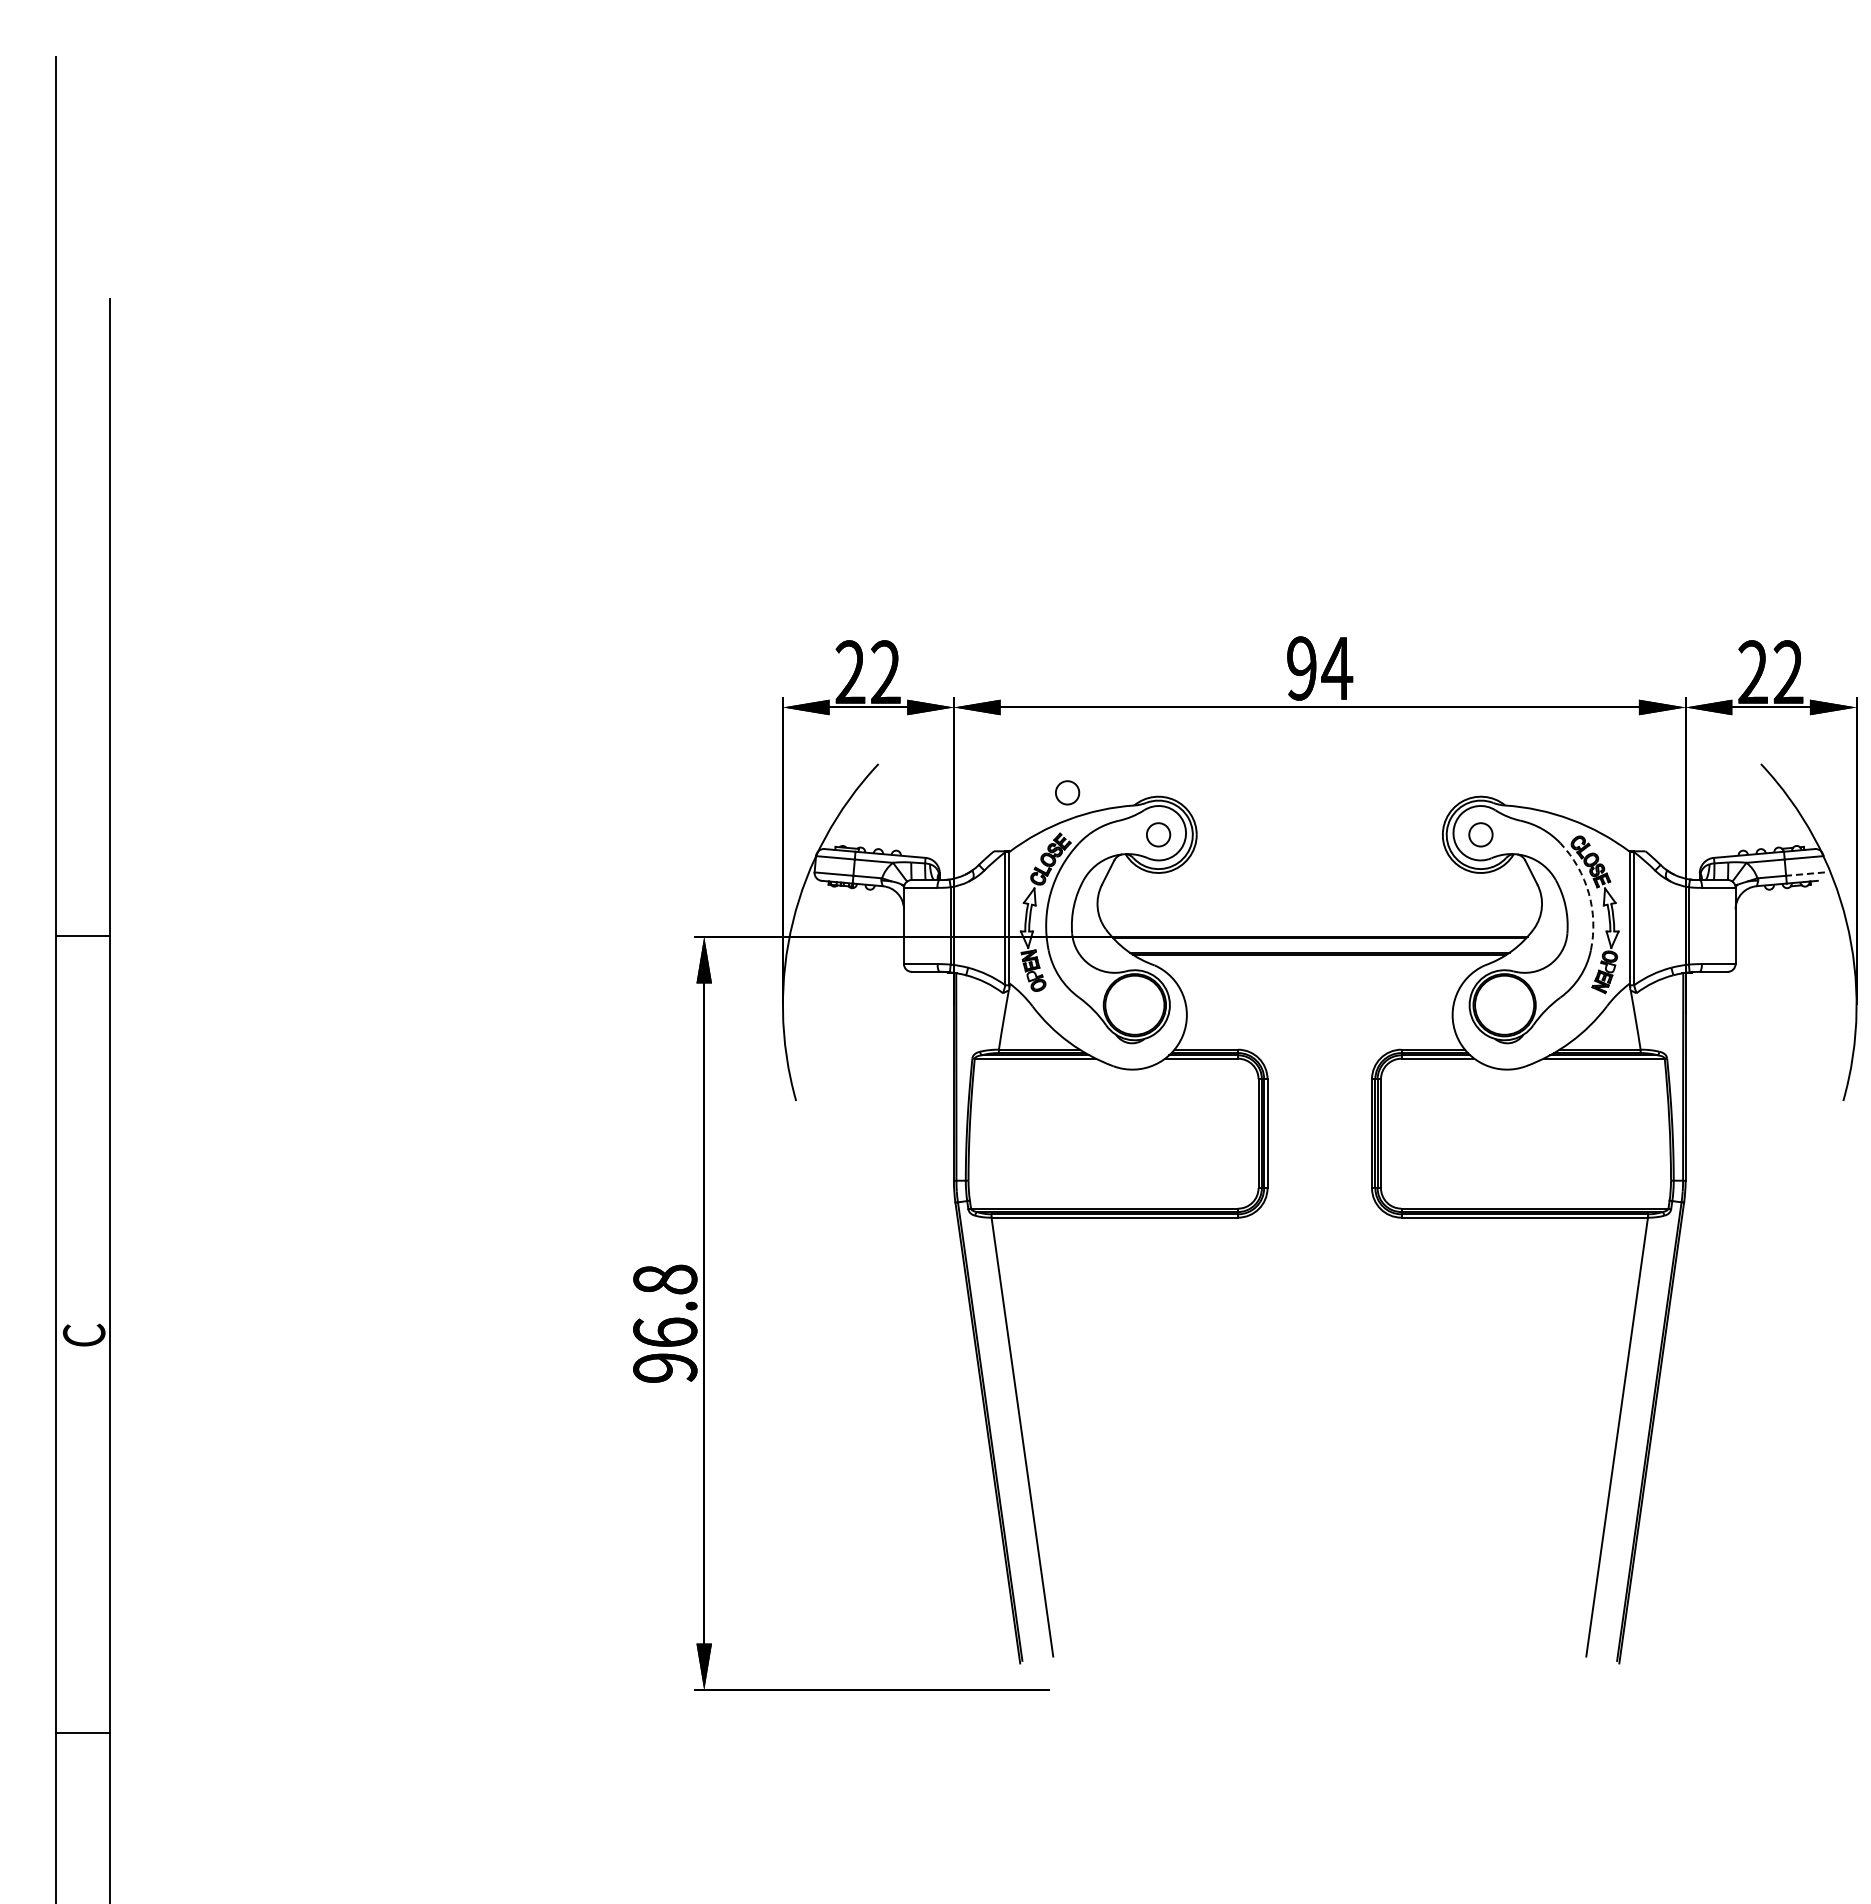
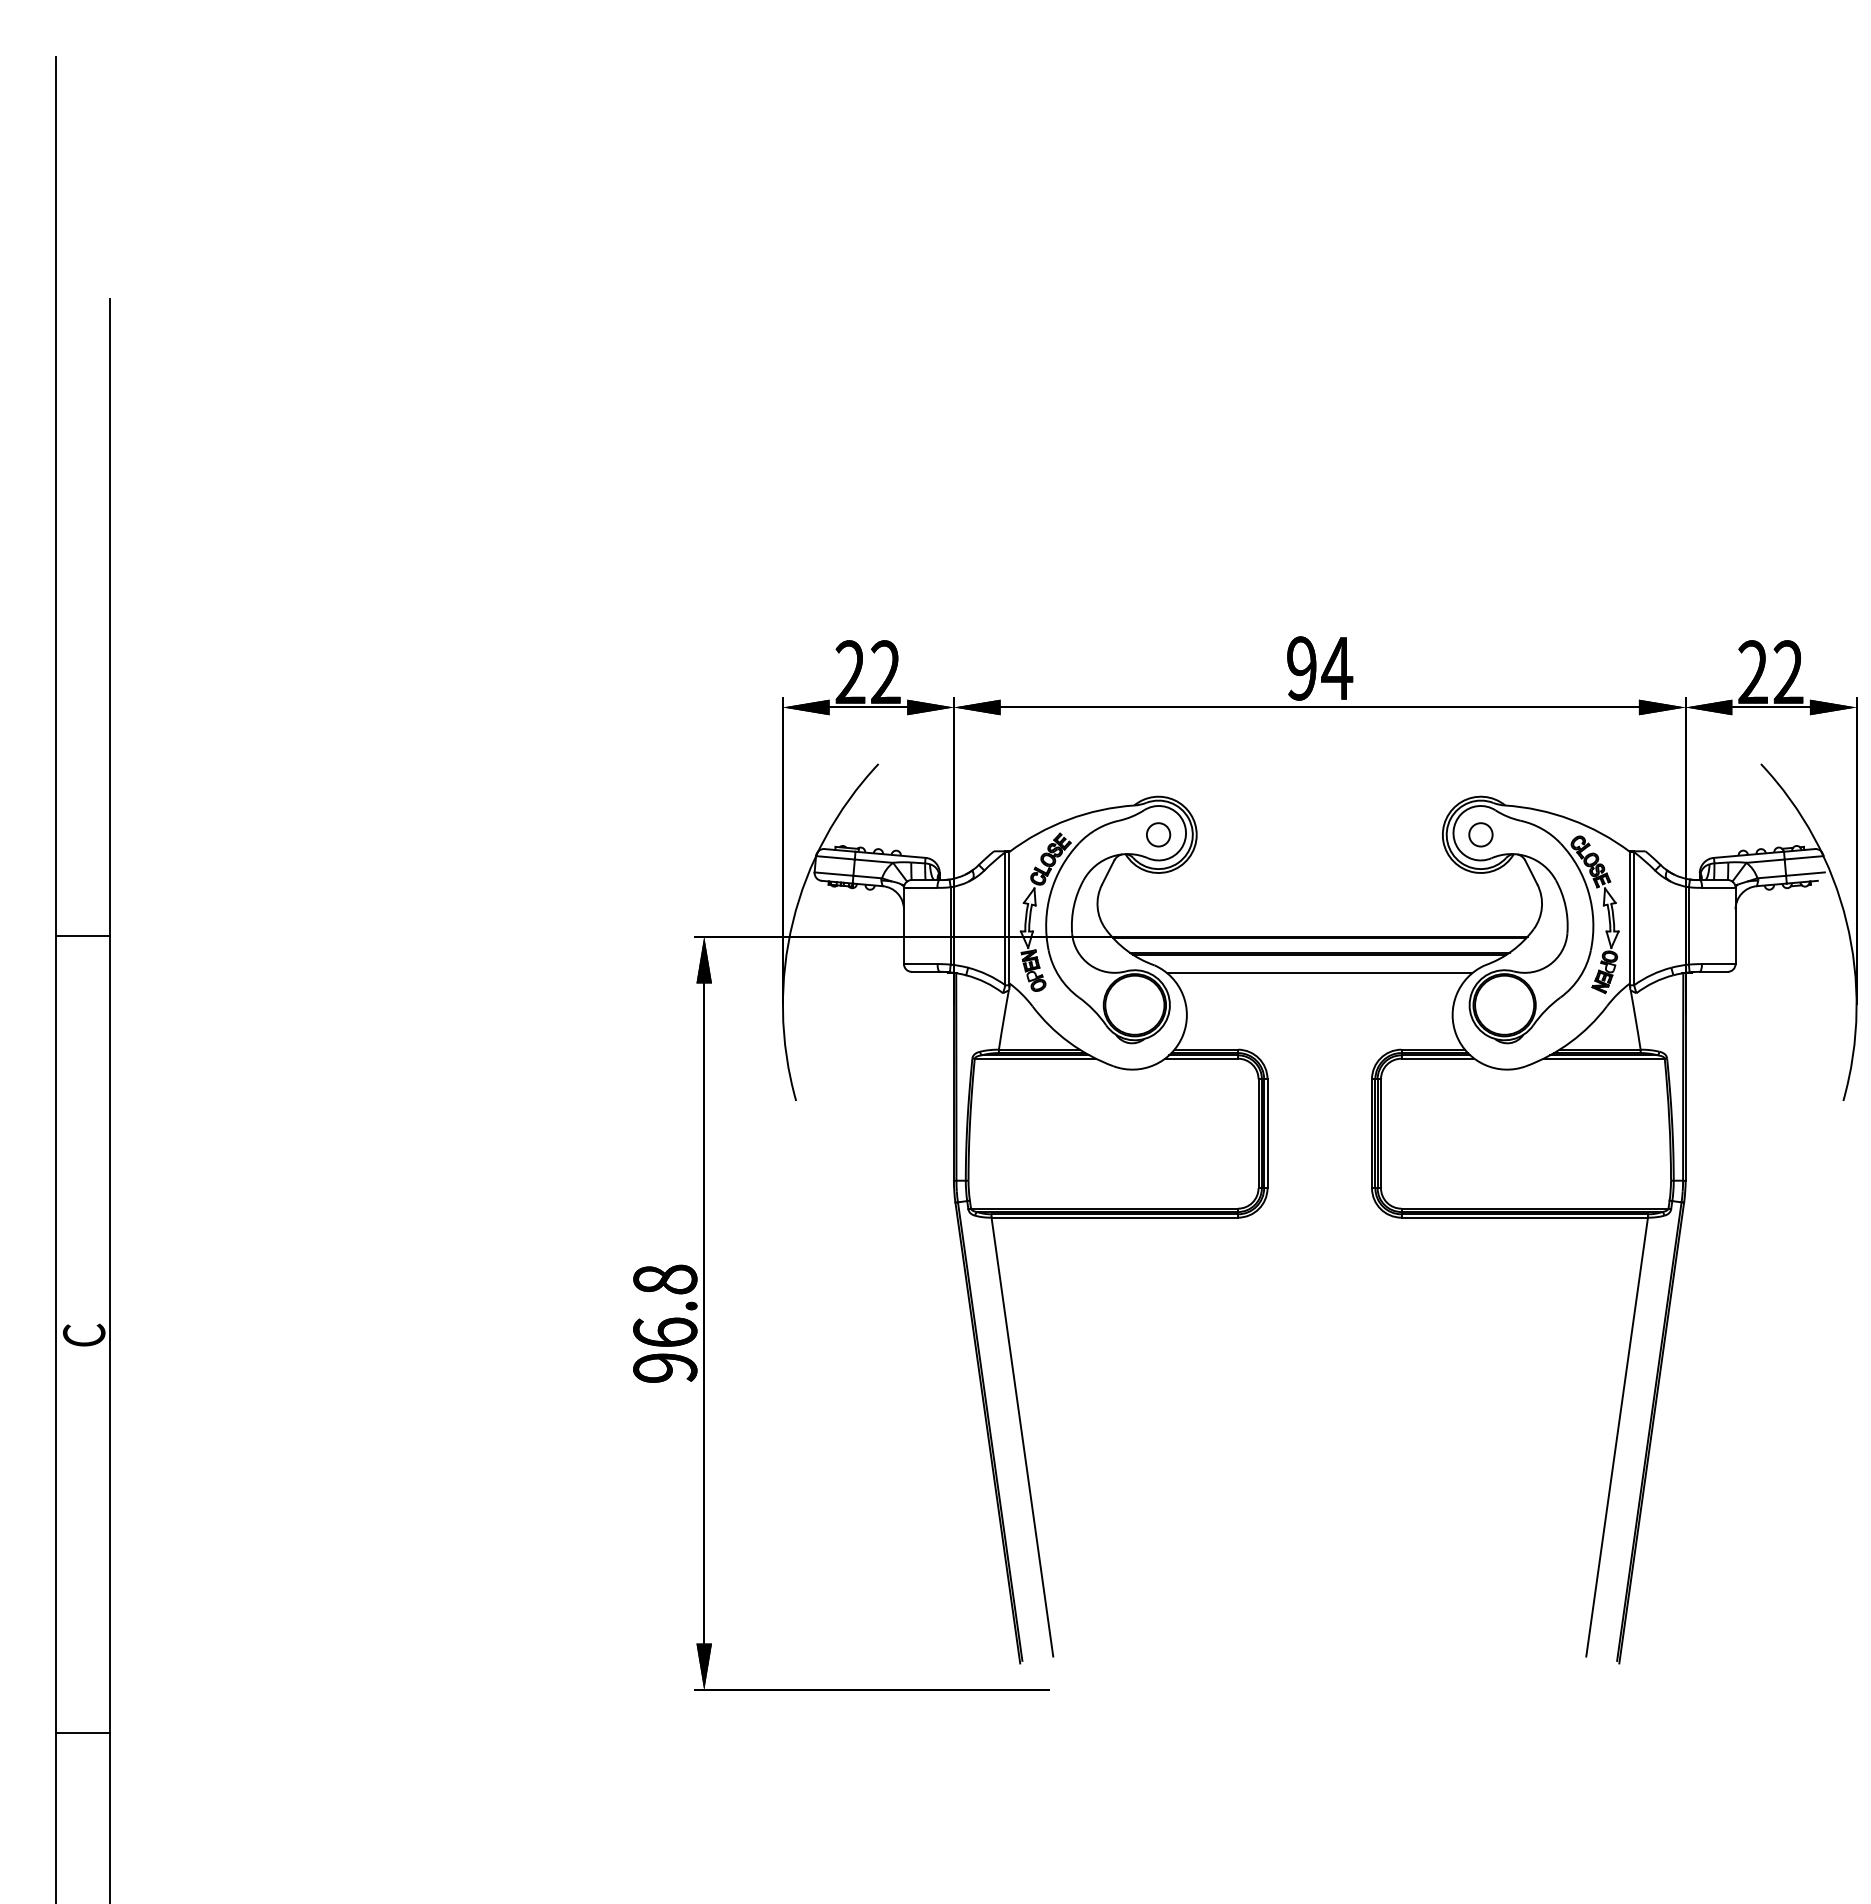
circle: present -> none (1067, 792)
line: dashed -> solid (1805, 874)
arc: dashed -> solid (1588, 893)
line: none -> present (1319, 973)
